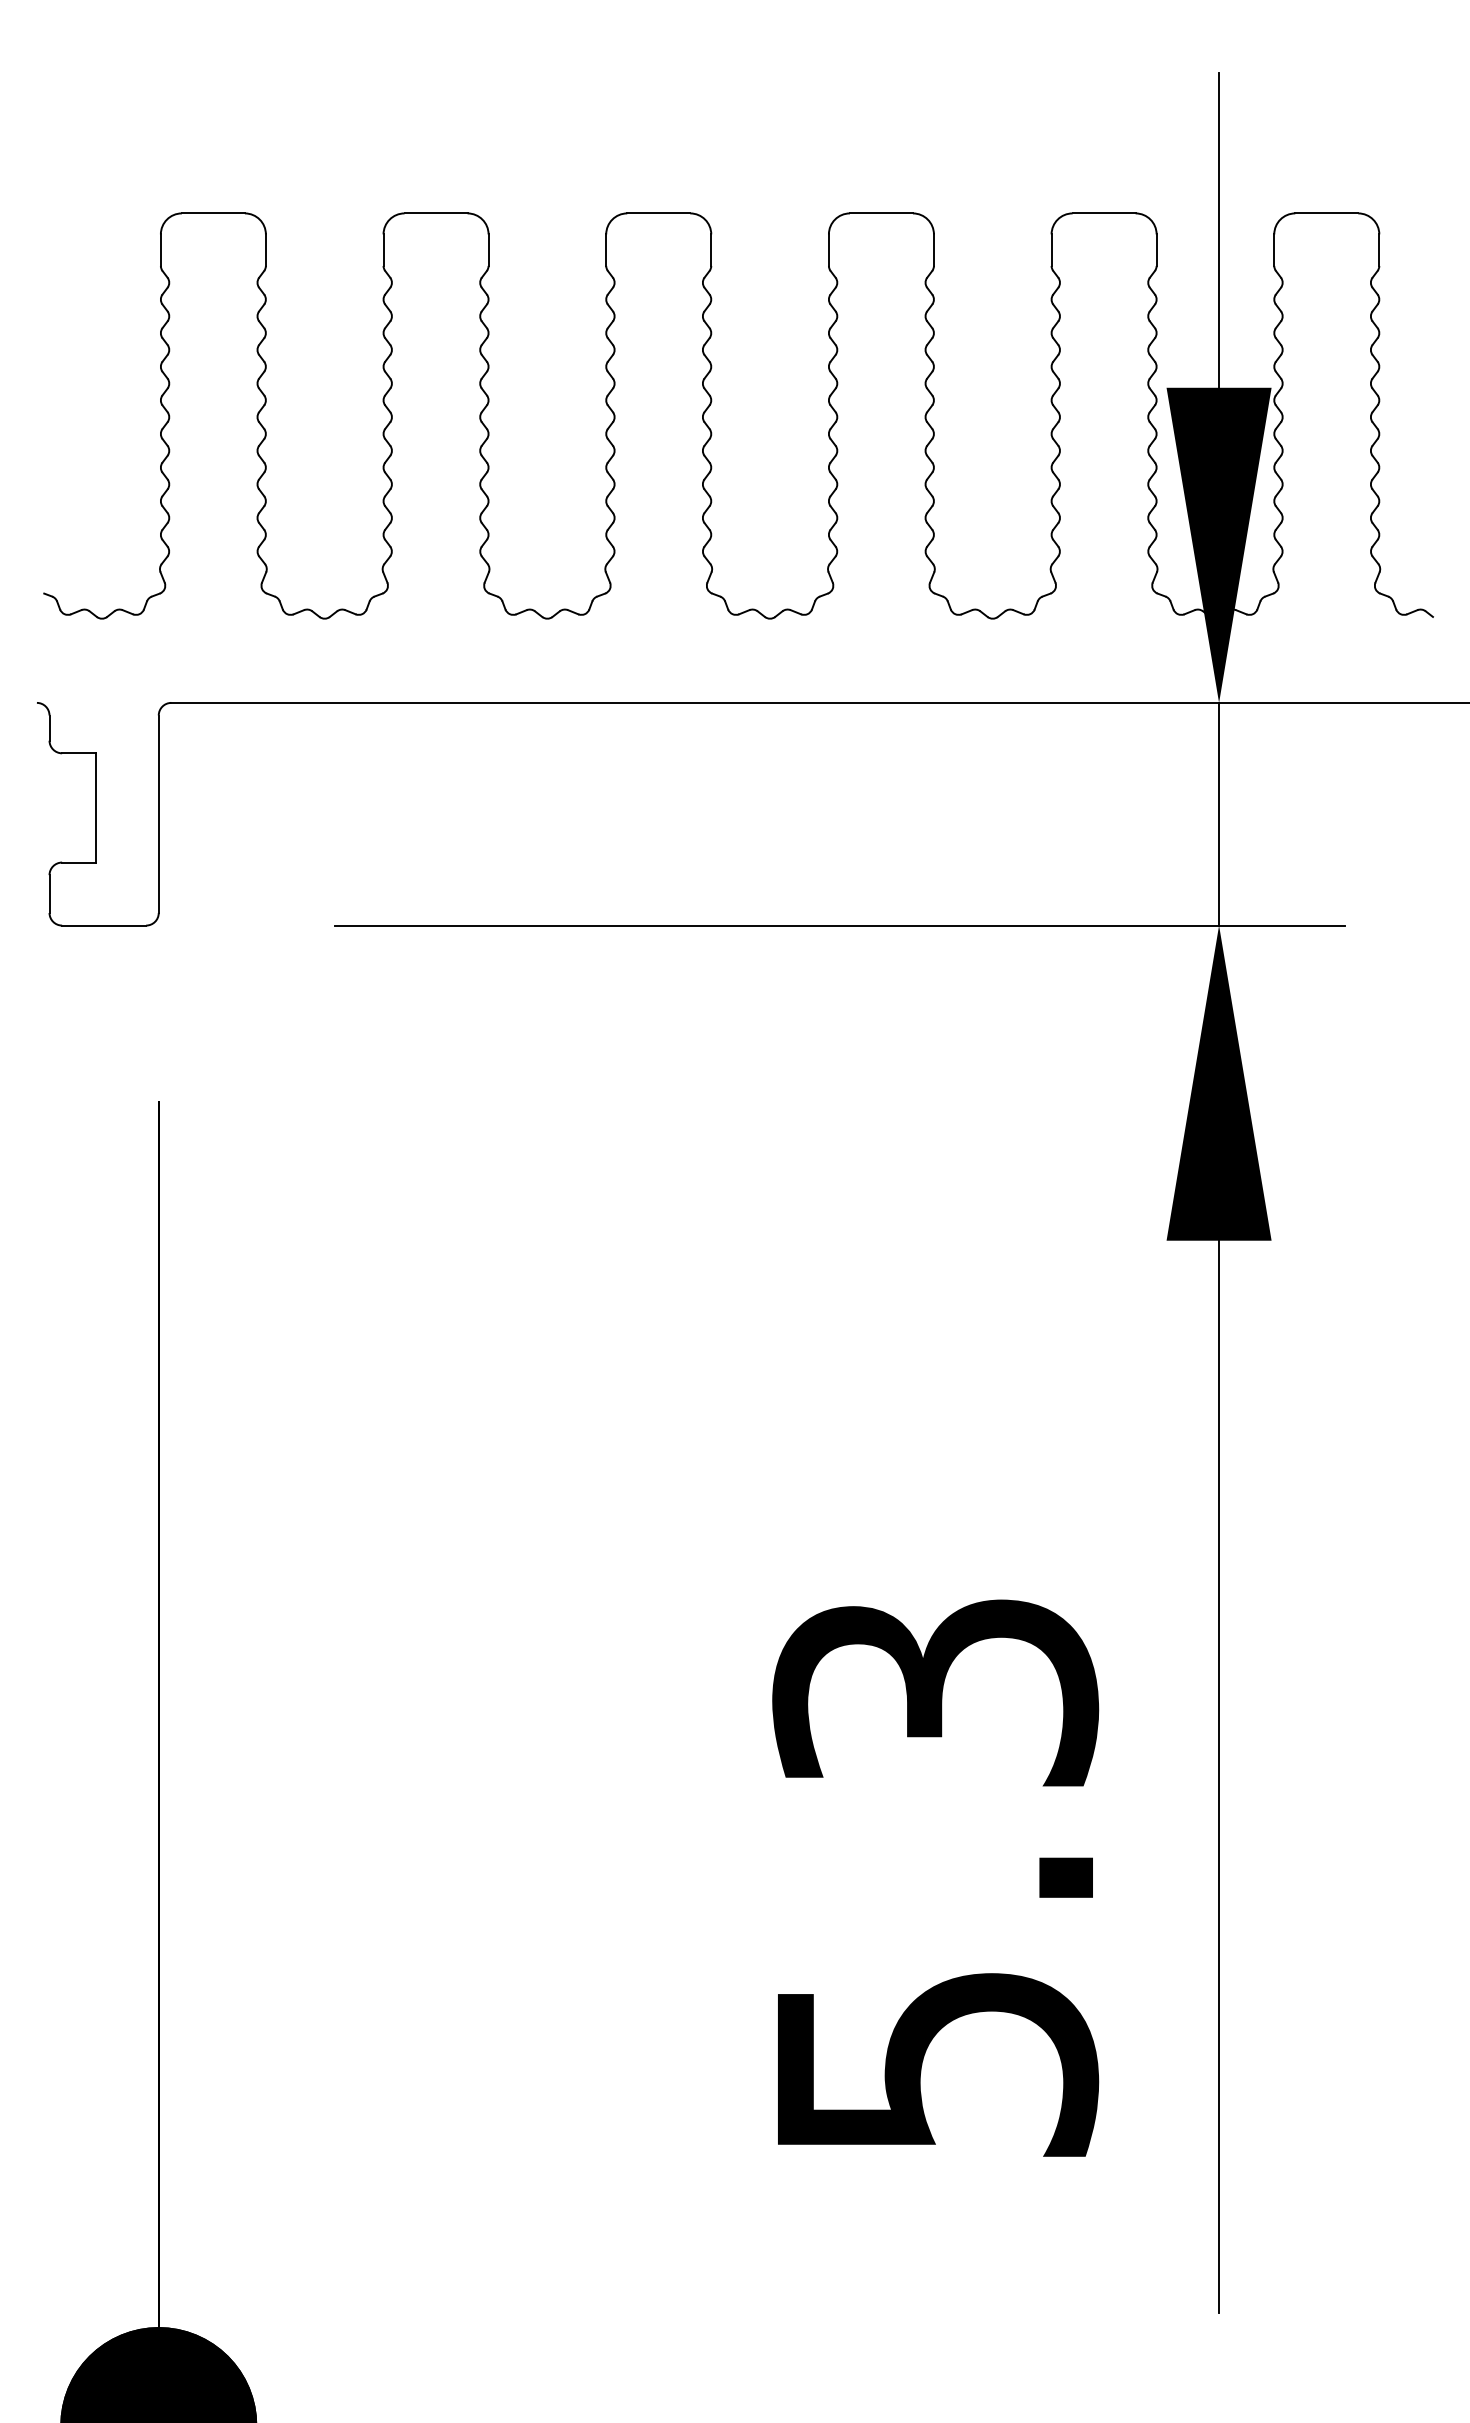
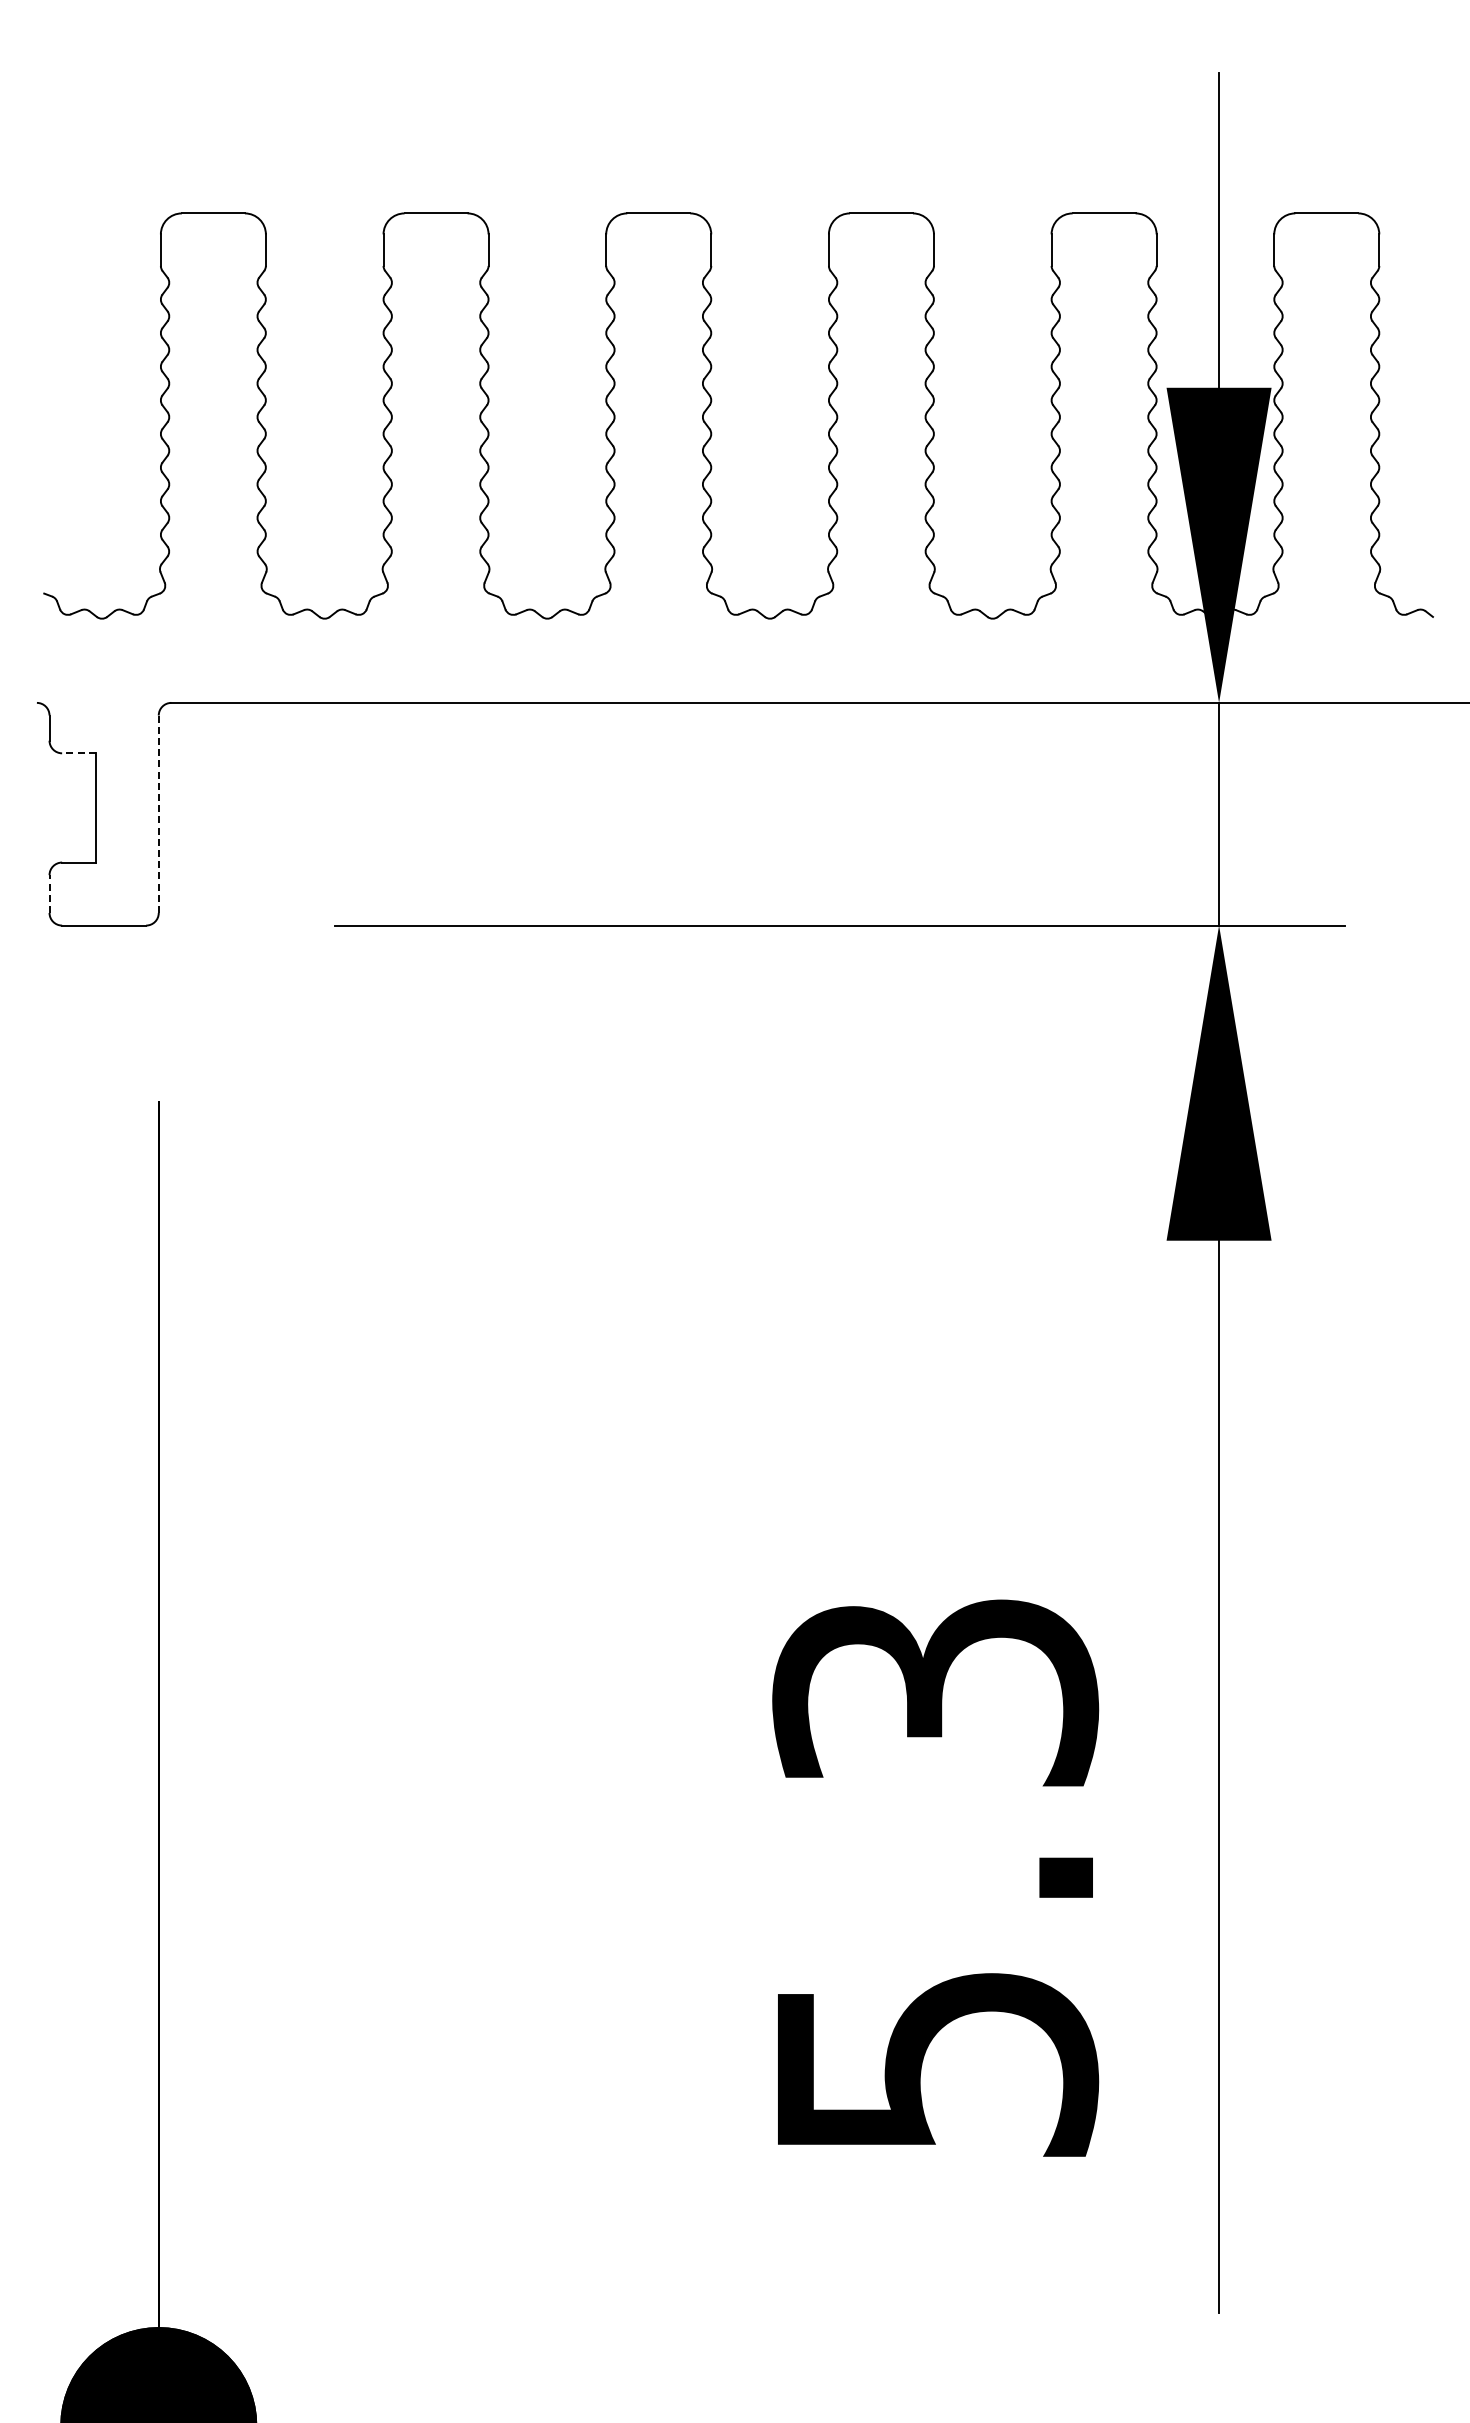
line: solid -> dashed (78, 753)
line: solid -> dashed (158, 814)
line: solid -> dashed (49, 894)
